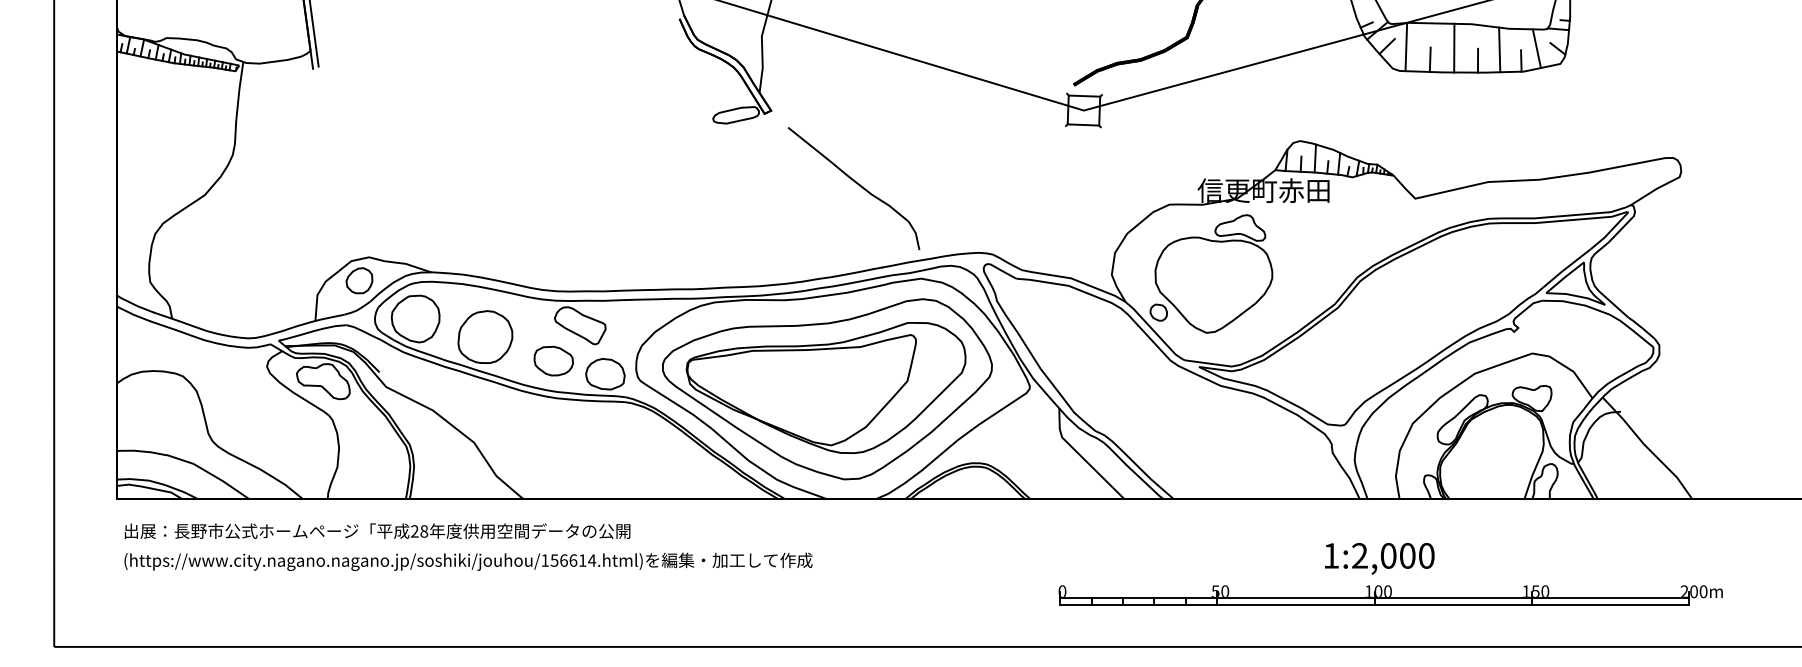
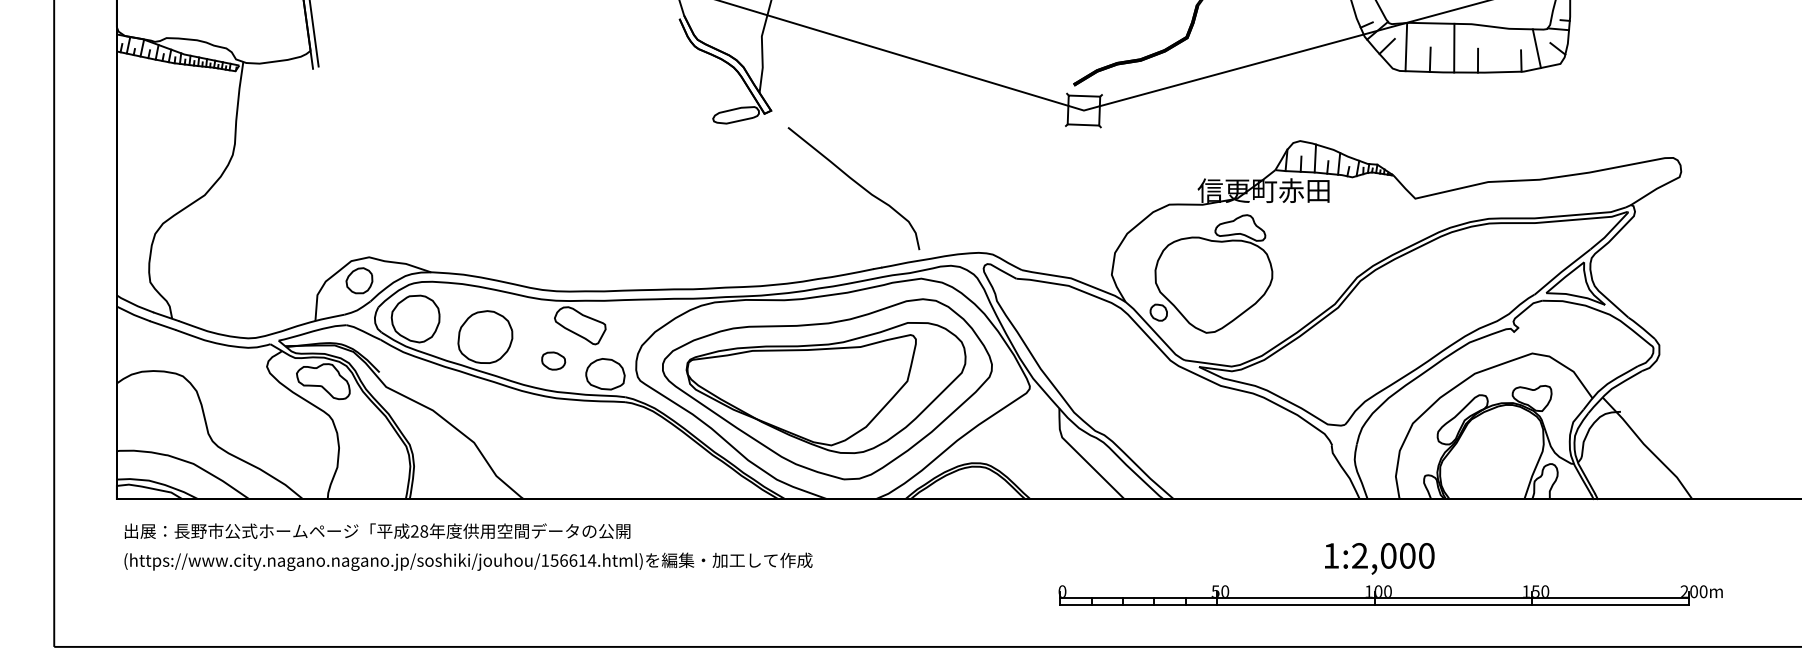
line: present -> none (1499, 49)
part size: 41x32 px -> 26x20 px (553, 360)
